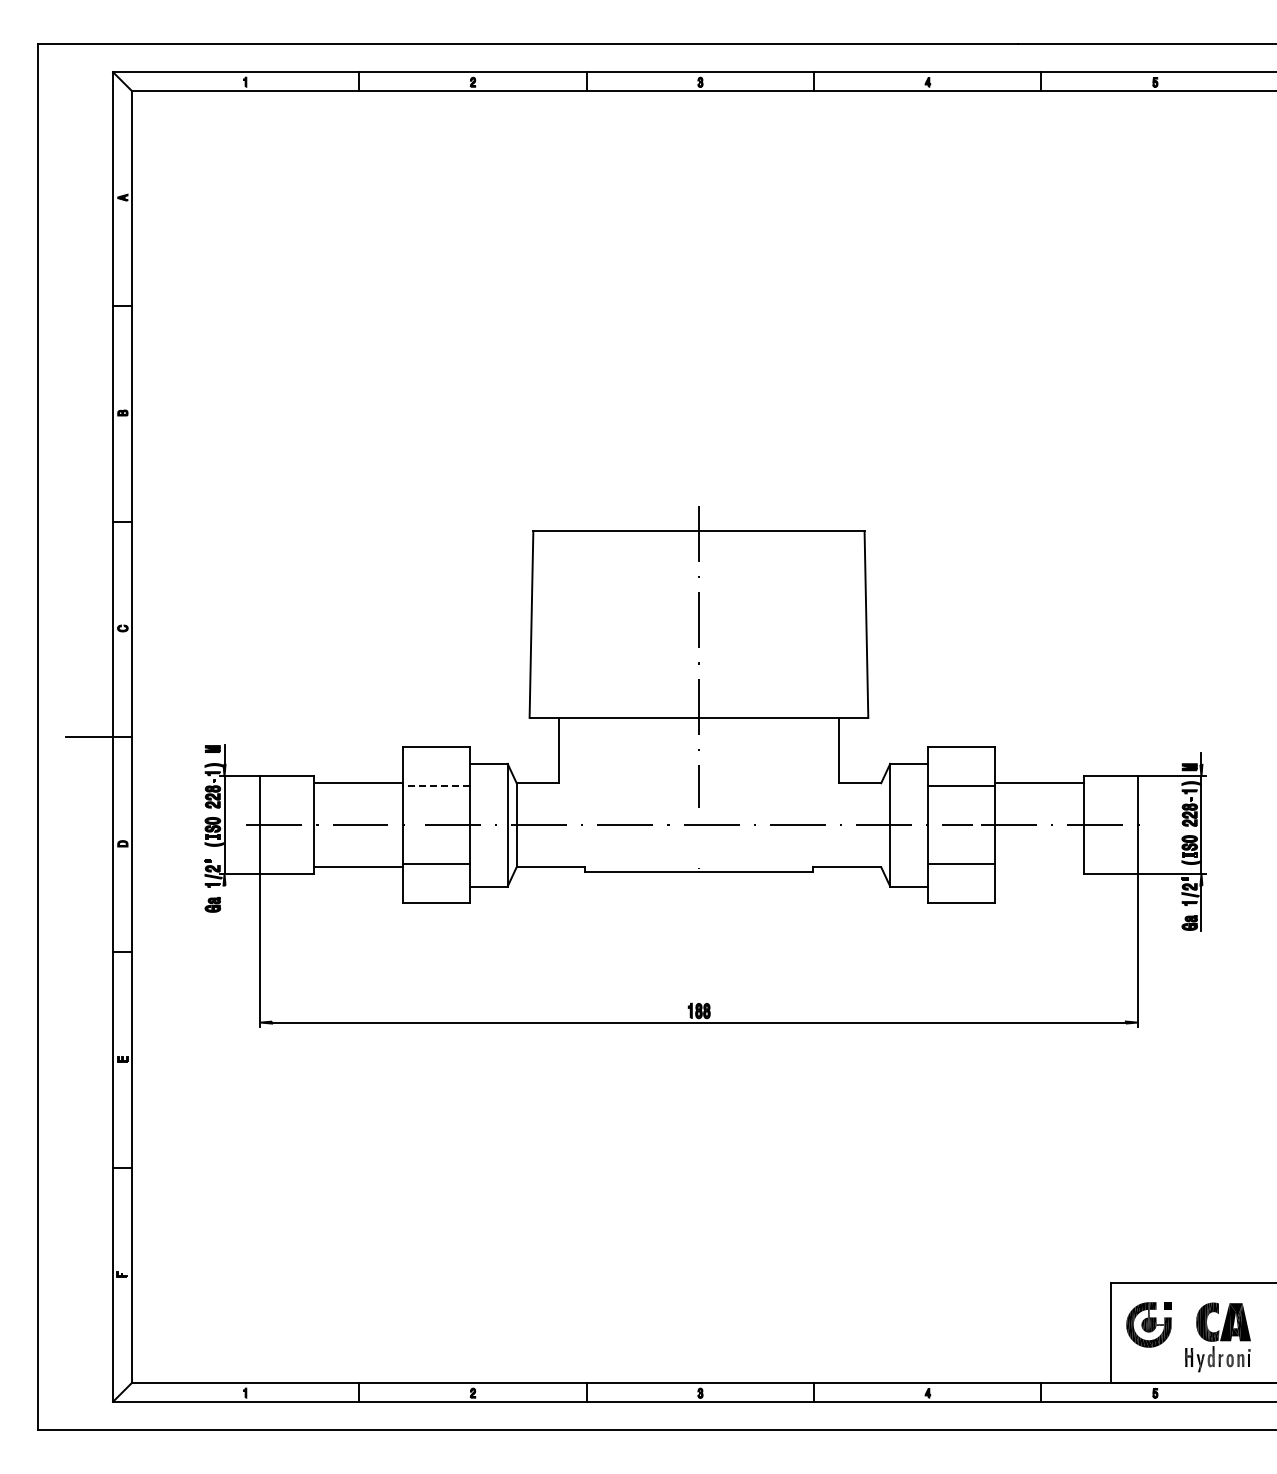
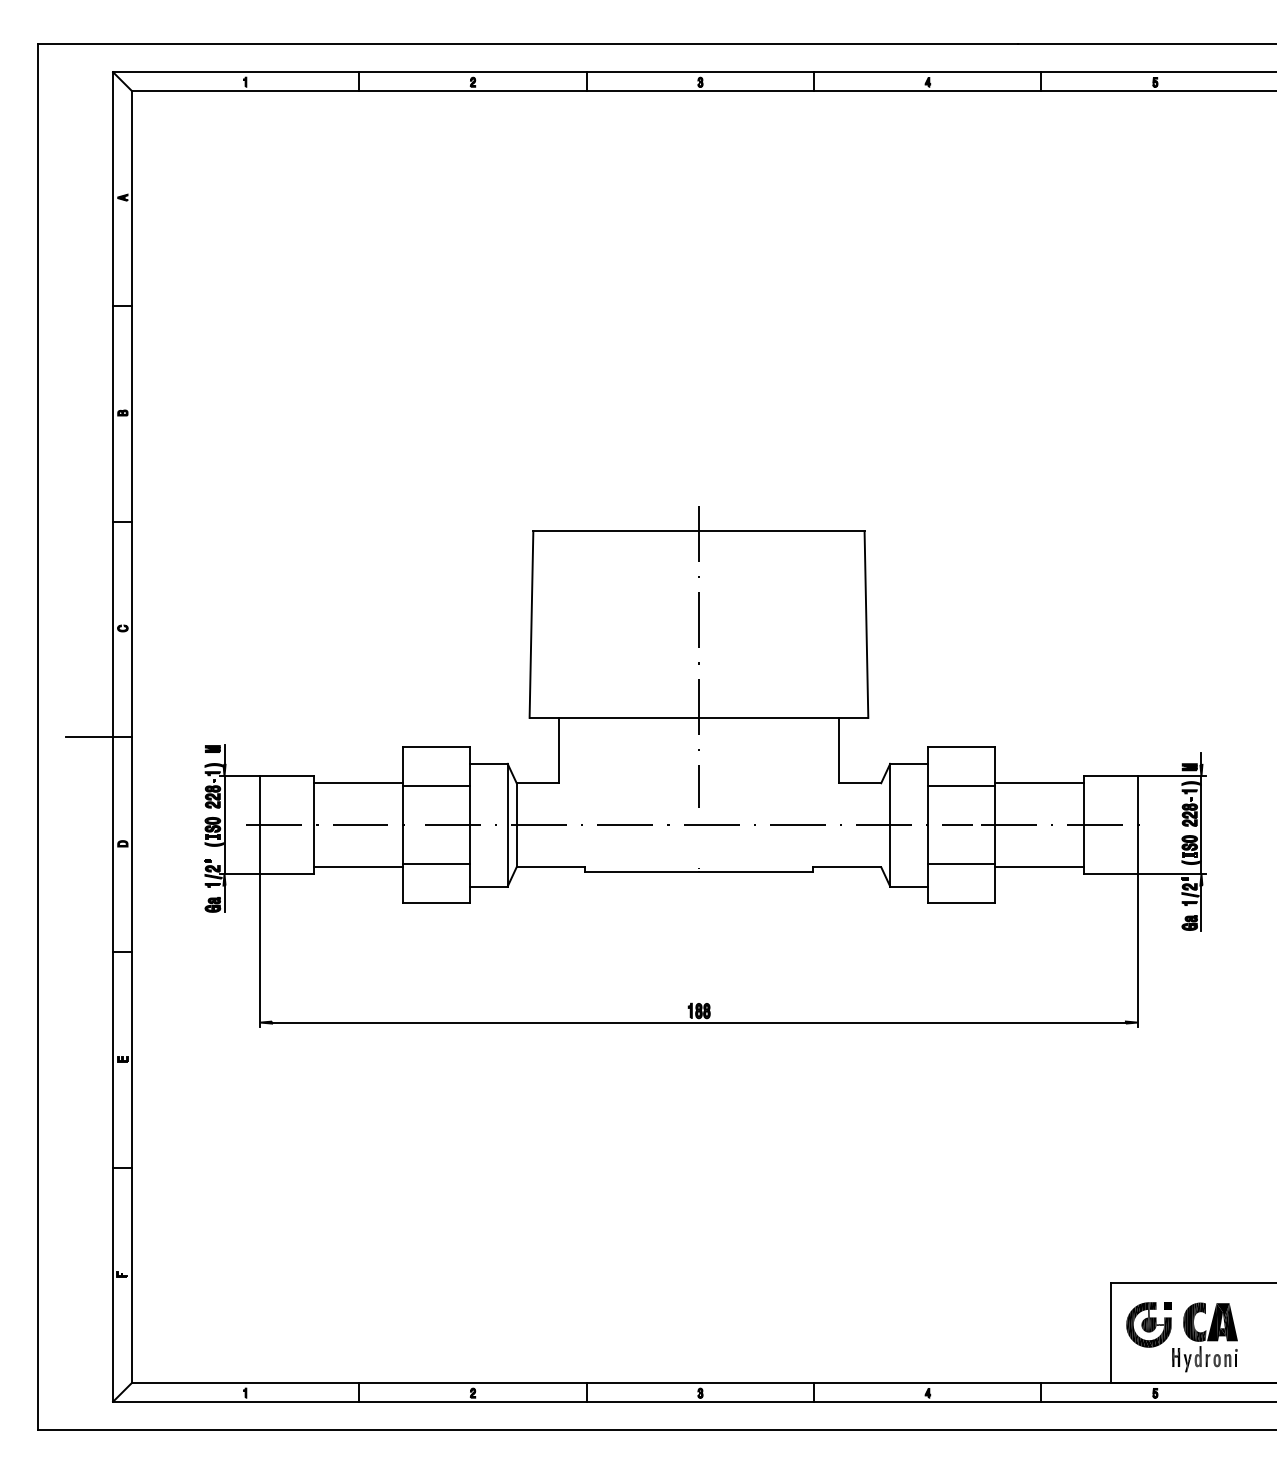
line: dashed -> solid (436, 786)
line: none -> present (1039, 867)
line: none -> present (224, 898)
part position: (1217, 1337) -> (1204, 1337) (1204, 1337)
